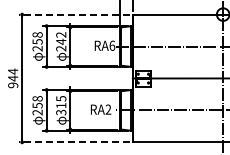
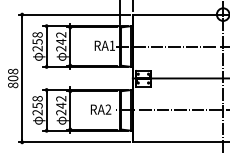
line: dashed -> solid (73, 14)
text: RA6 -> RA1 (112, 45)
text: 944 -> 808 (13, 78)
text: 315 -> 242 (61, 105)
line: dashed -> solid (73, 142)
